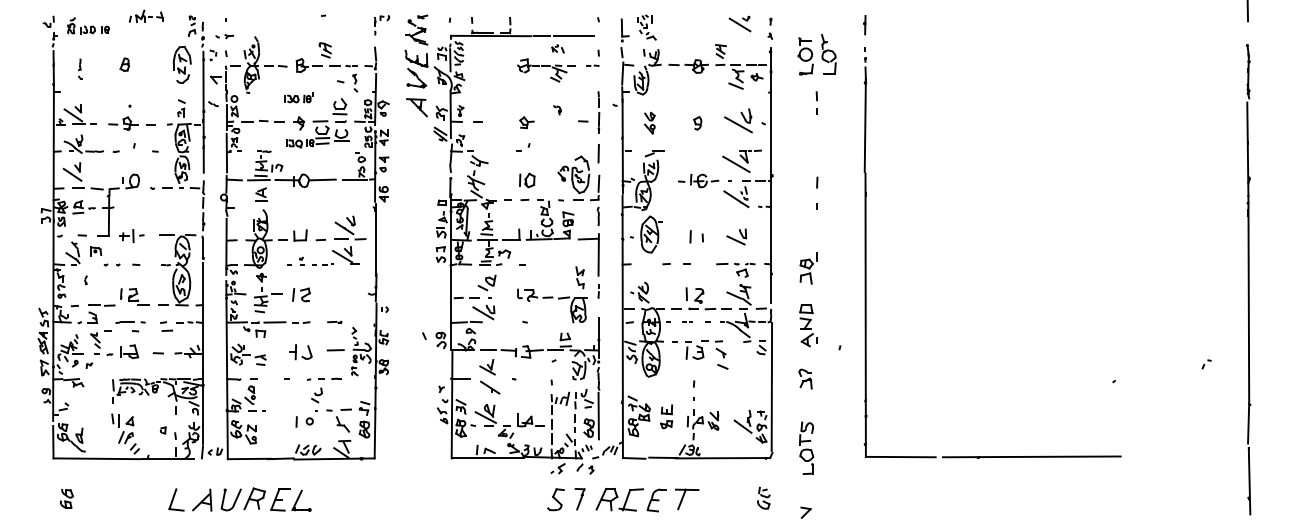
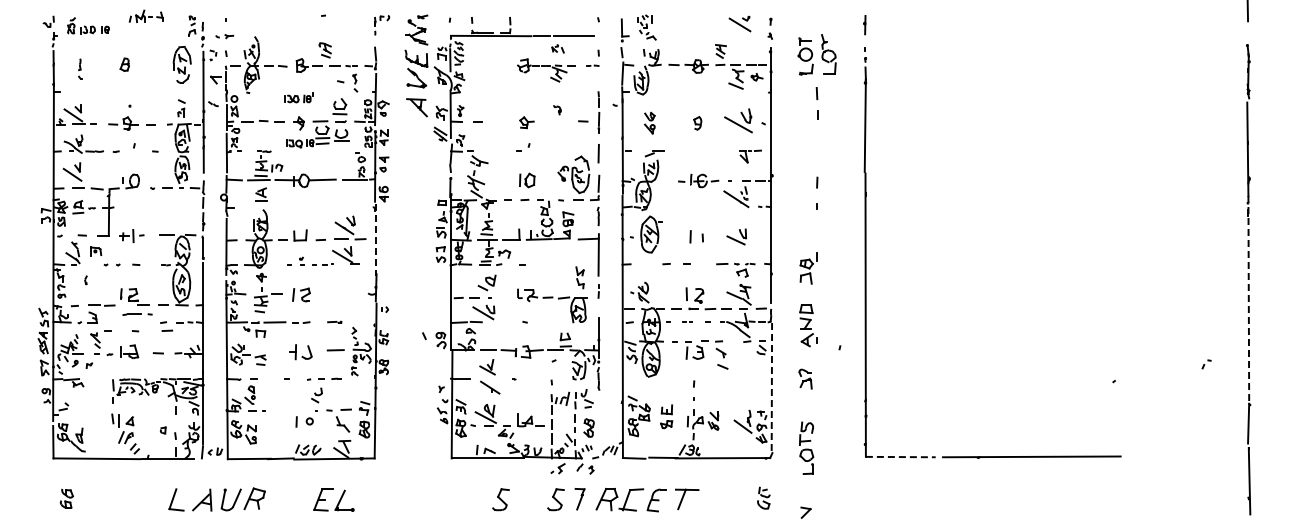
part size: 3x24 px -> 4x33 px (816, 103)
line: present -> none (736, 163)
line: solid -> dashed (375, 240)
line: solid -> dashed (1248, 299)
line position: (130, 322) -> (137, 314) (137, 314)
line: solid -> dashed (771, 387)
line: present -> none (598, 415)
line: solid -> dashed (900, 457)
part position: (290, 499) -> (333, 499) (333, 499)
part: none -> present (500, 499)
